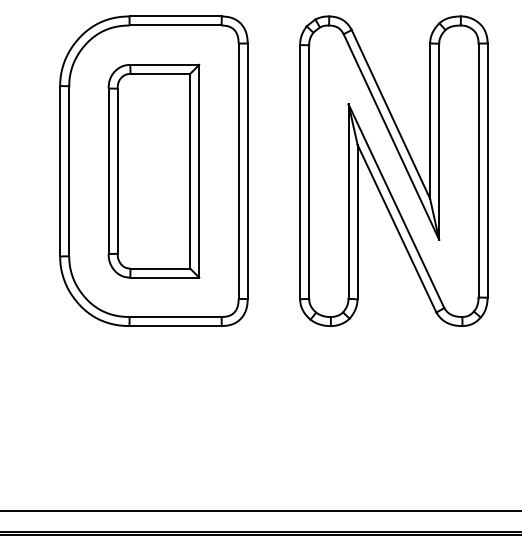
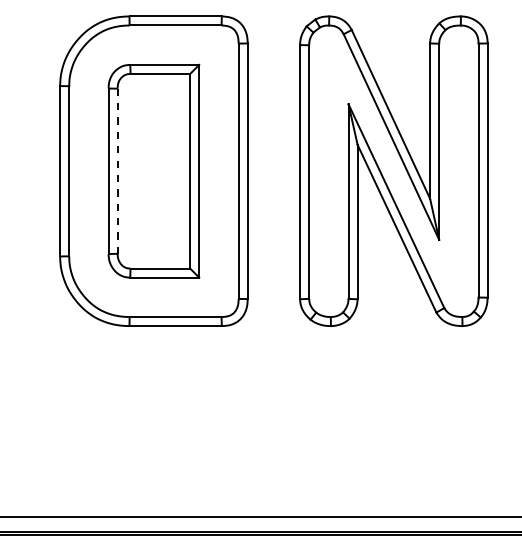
line: solid -> dashed (117, 171)
line position: (260, 511) -> (260, 517) (260, 517)
